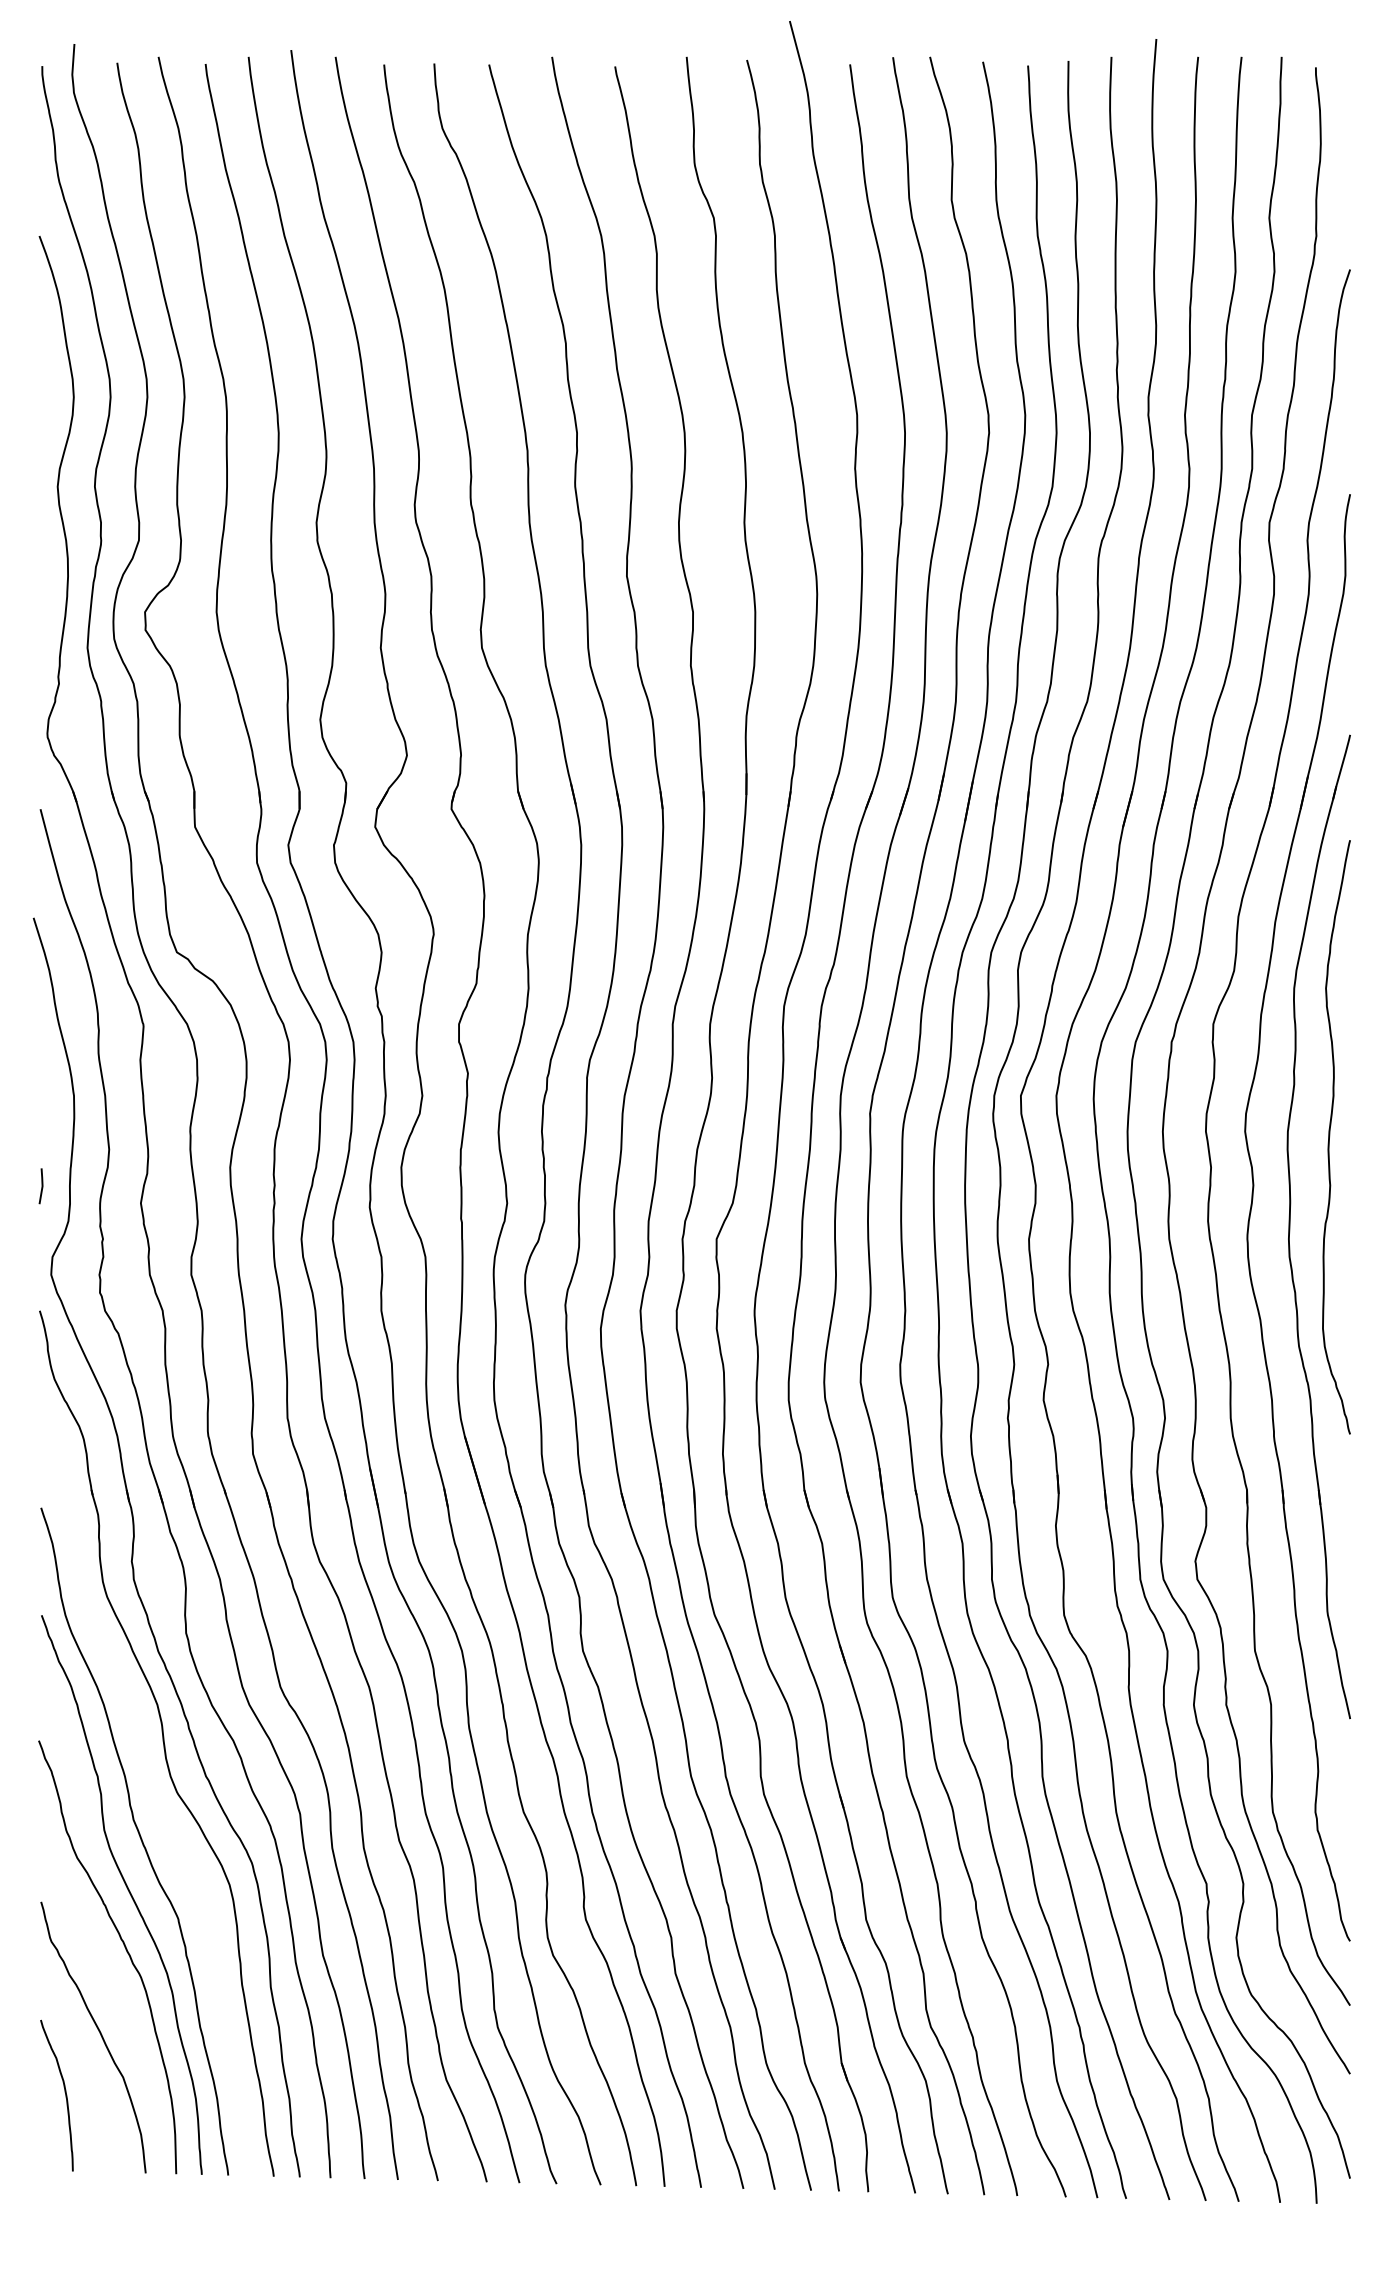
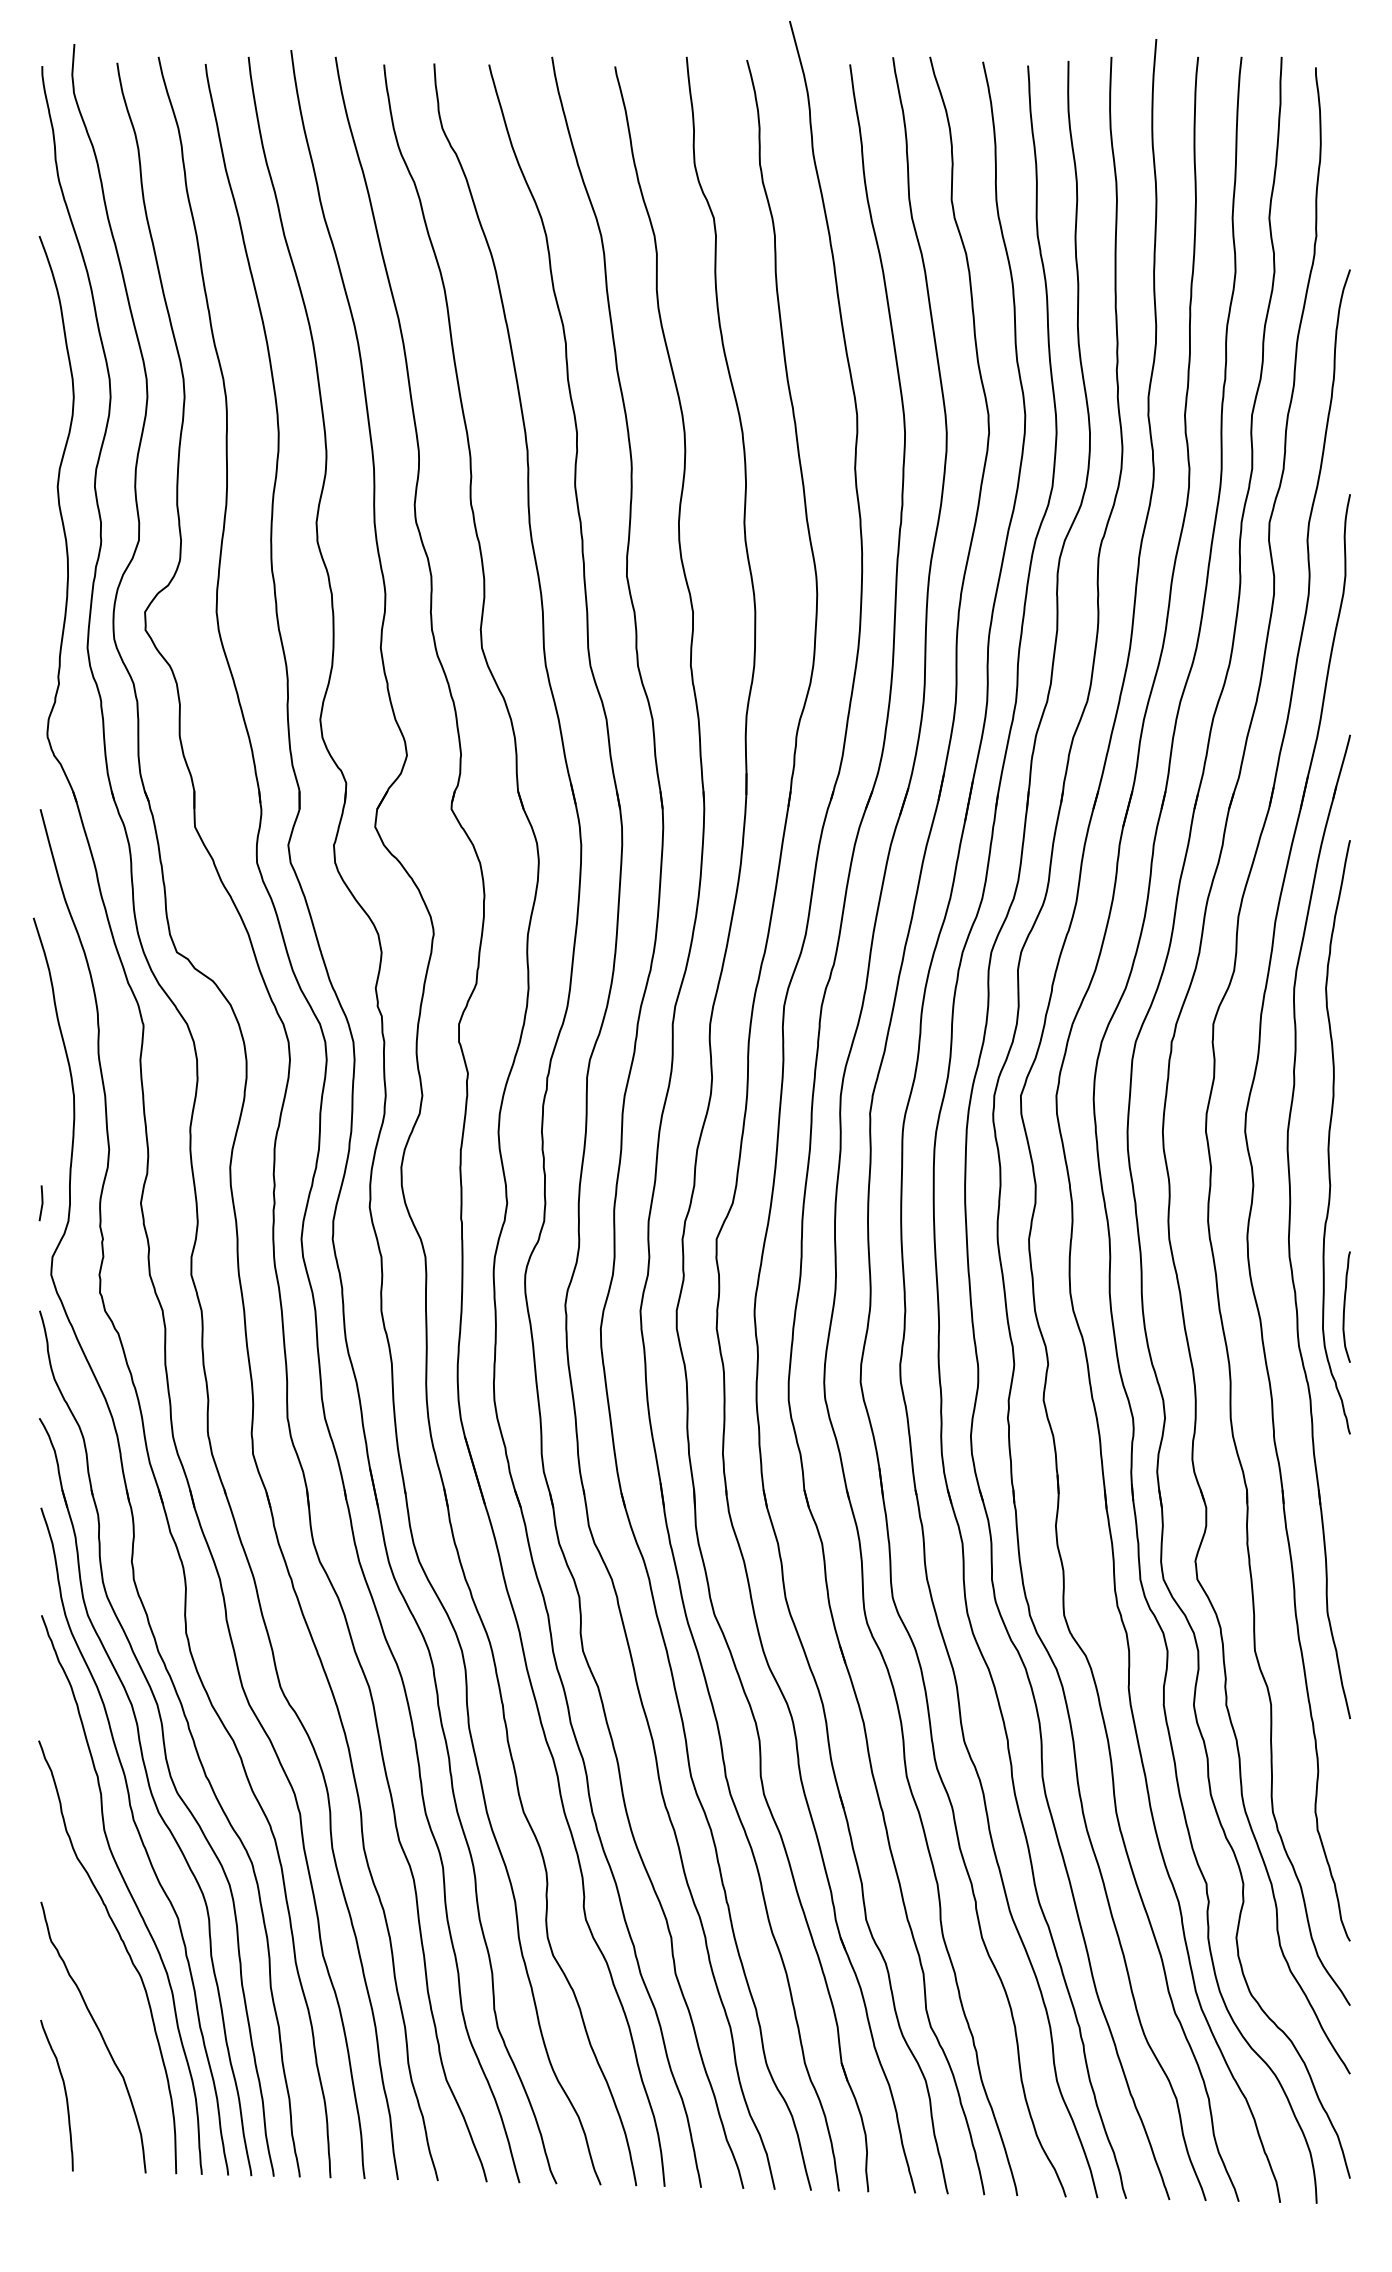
line position: (41, 1186) -> (41, 1203) (41, 1203)
curve: none -> present (1345, 1306)
part: none -> present (145, 1797)
